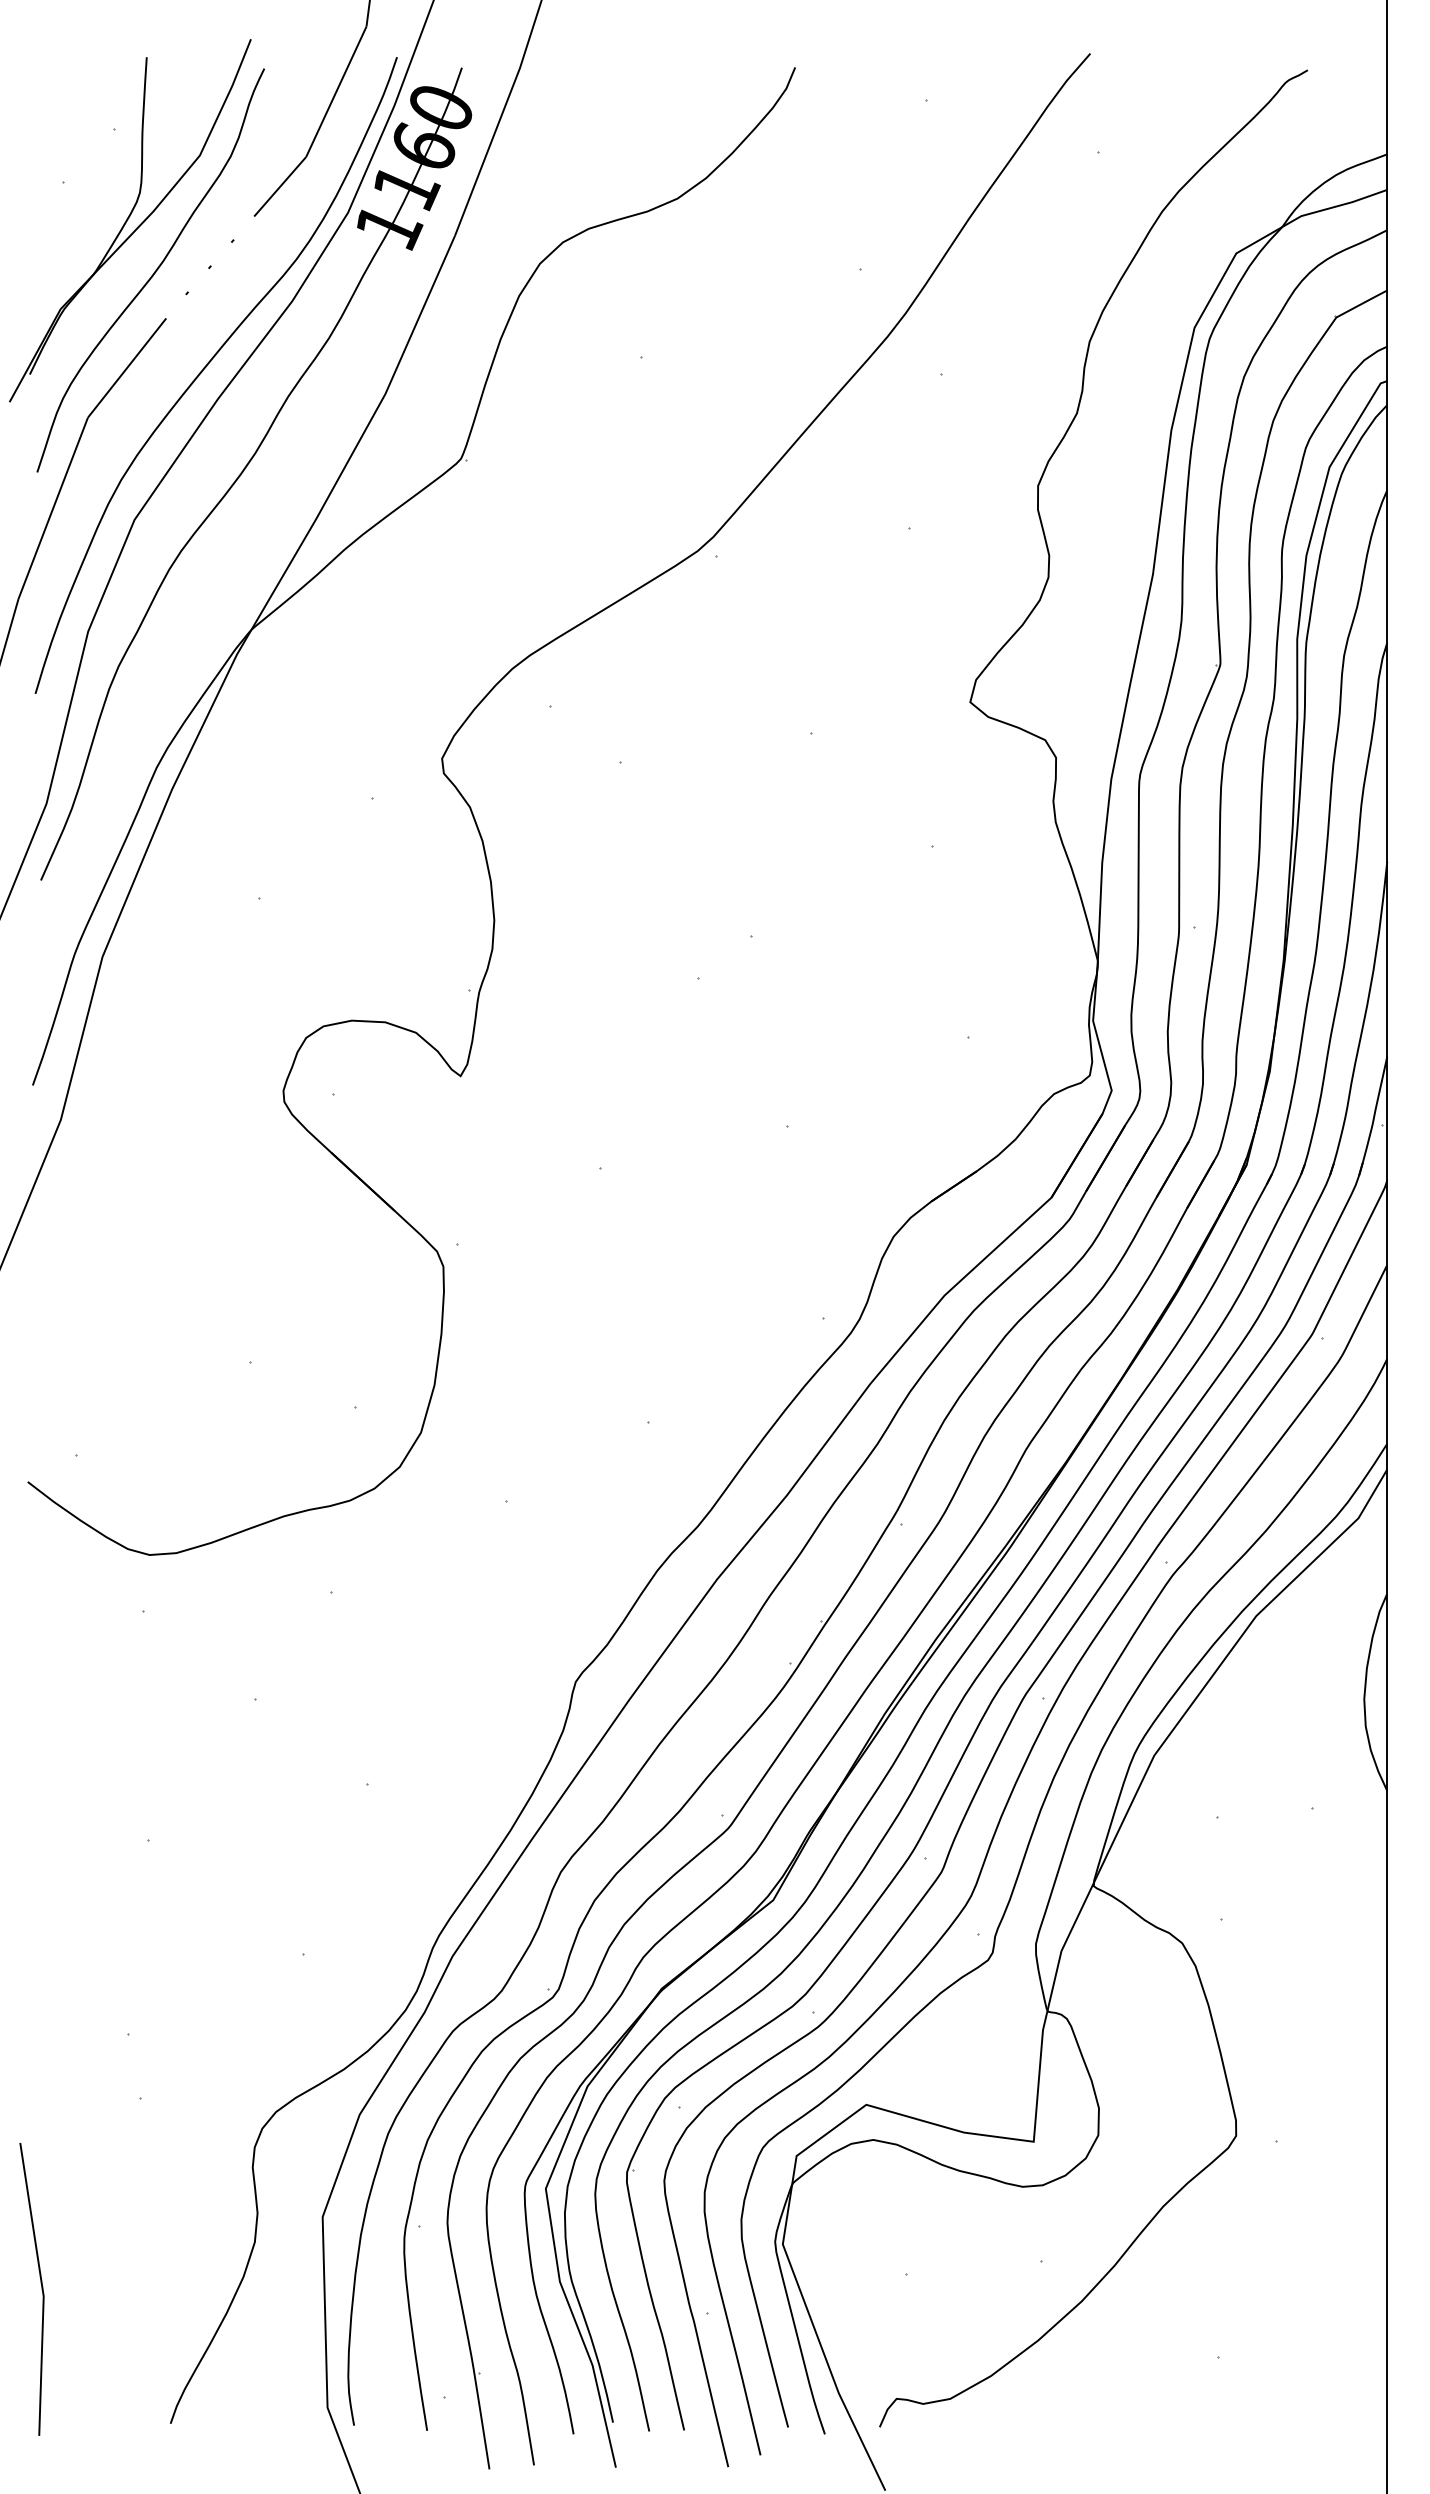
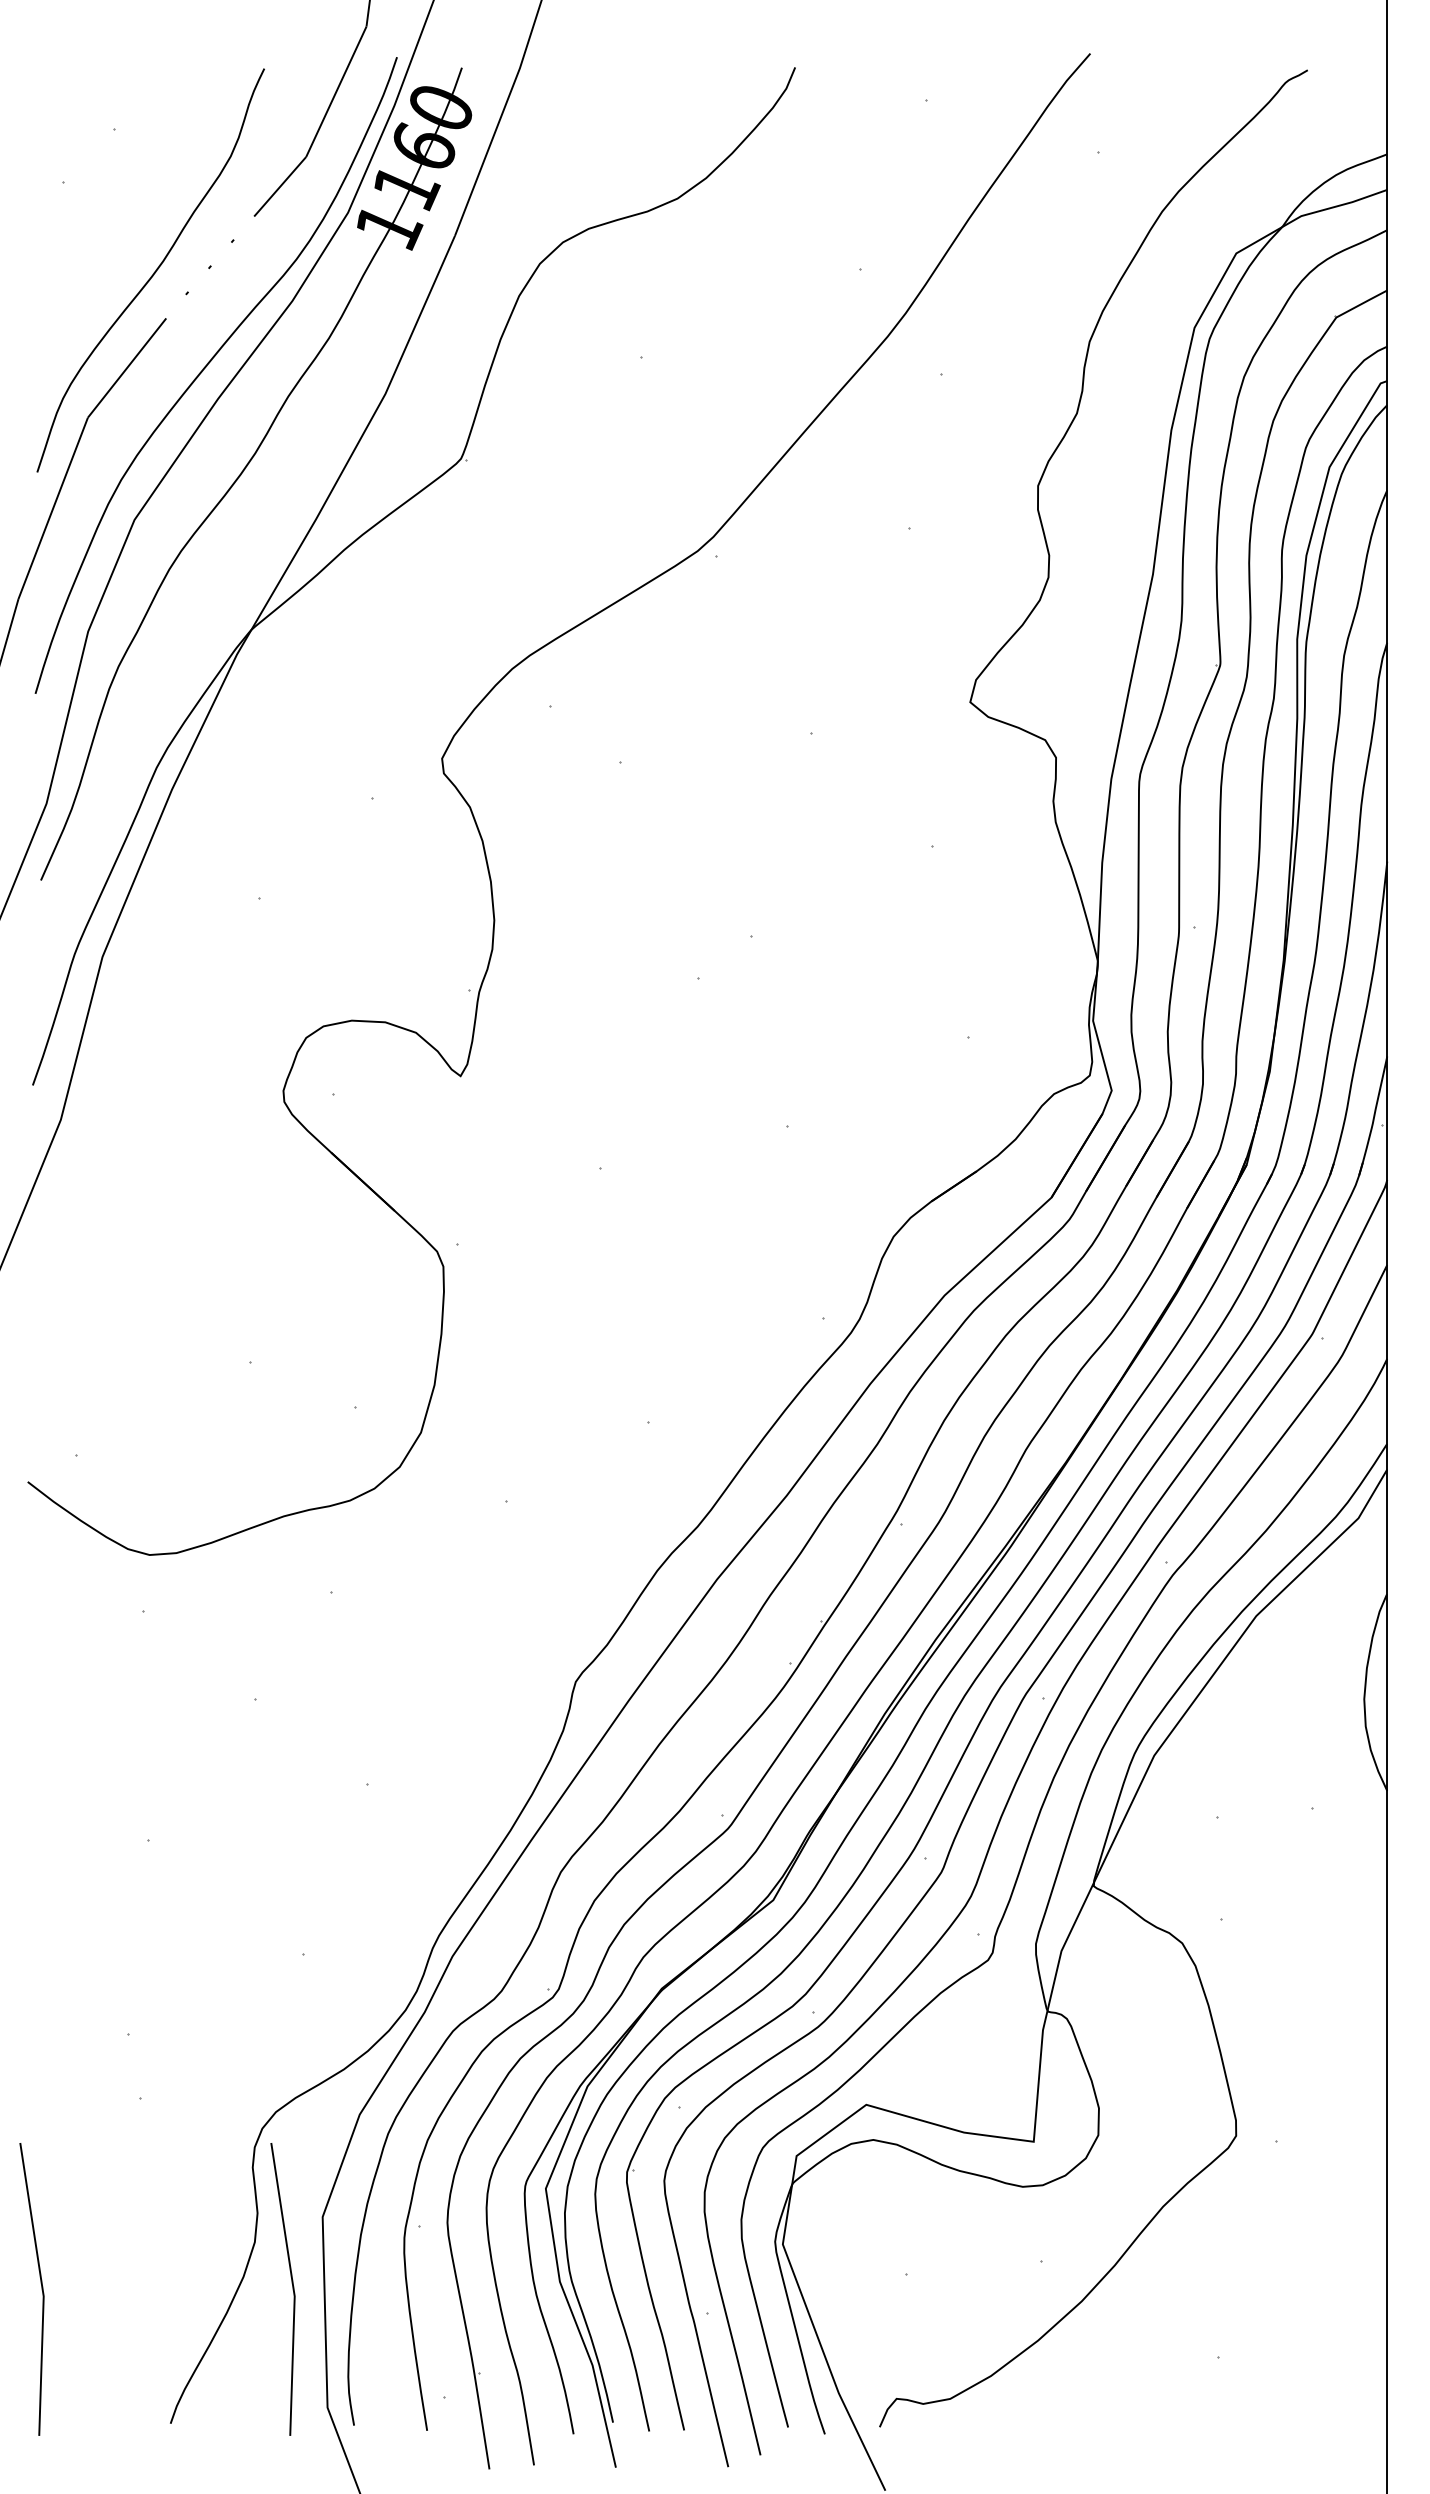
part: present -> none (130, 220)
line: none -> present (292, 2289)
